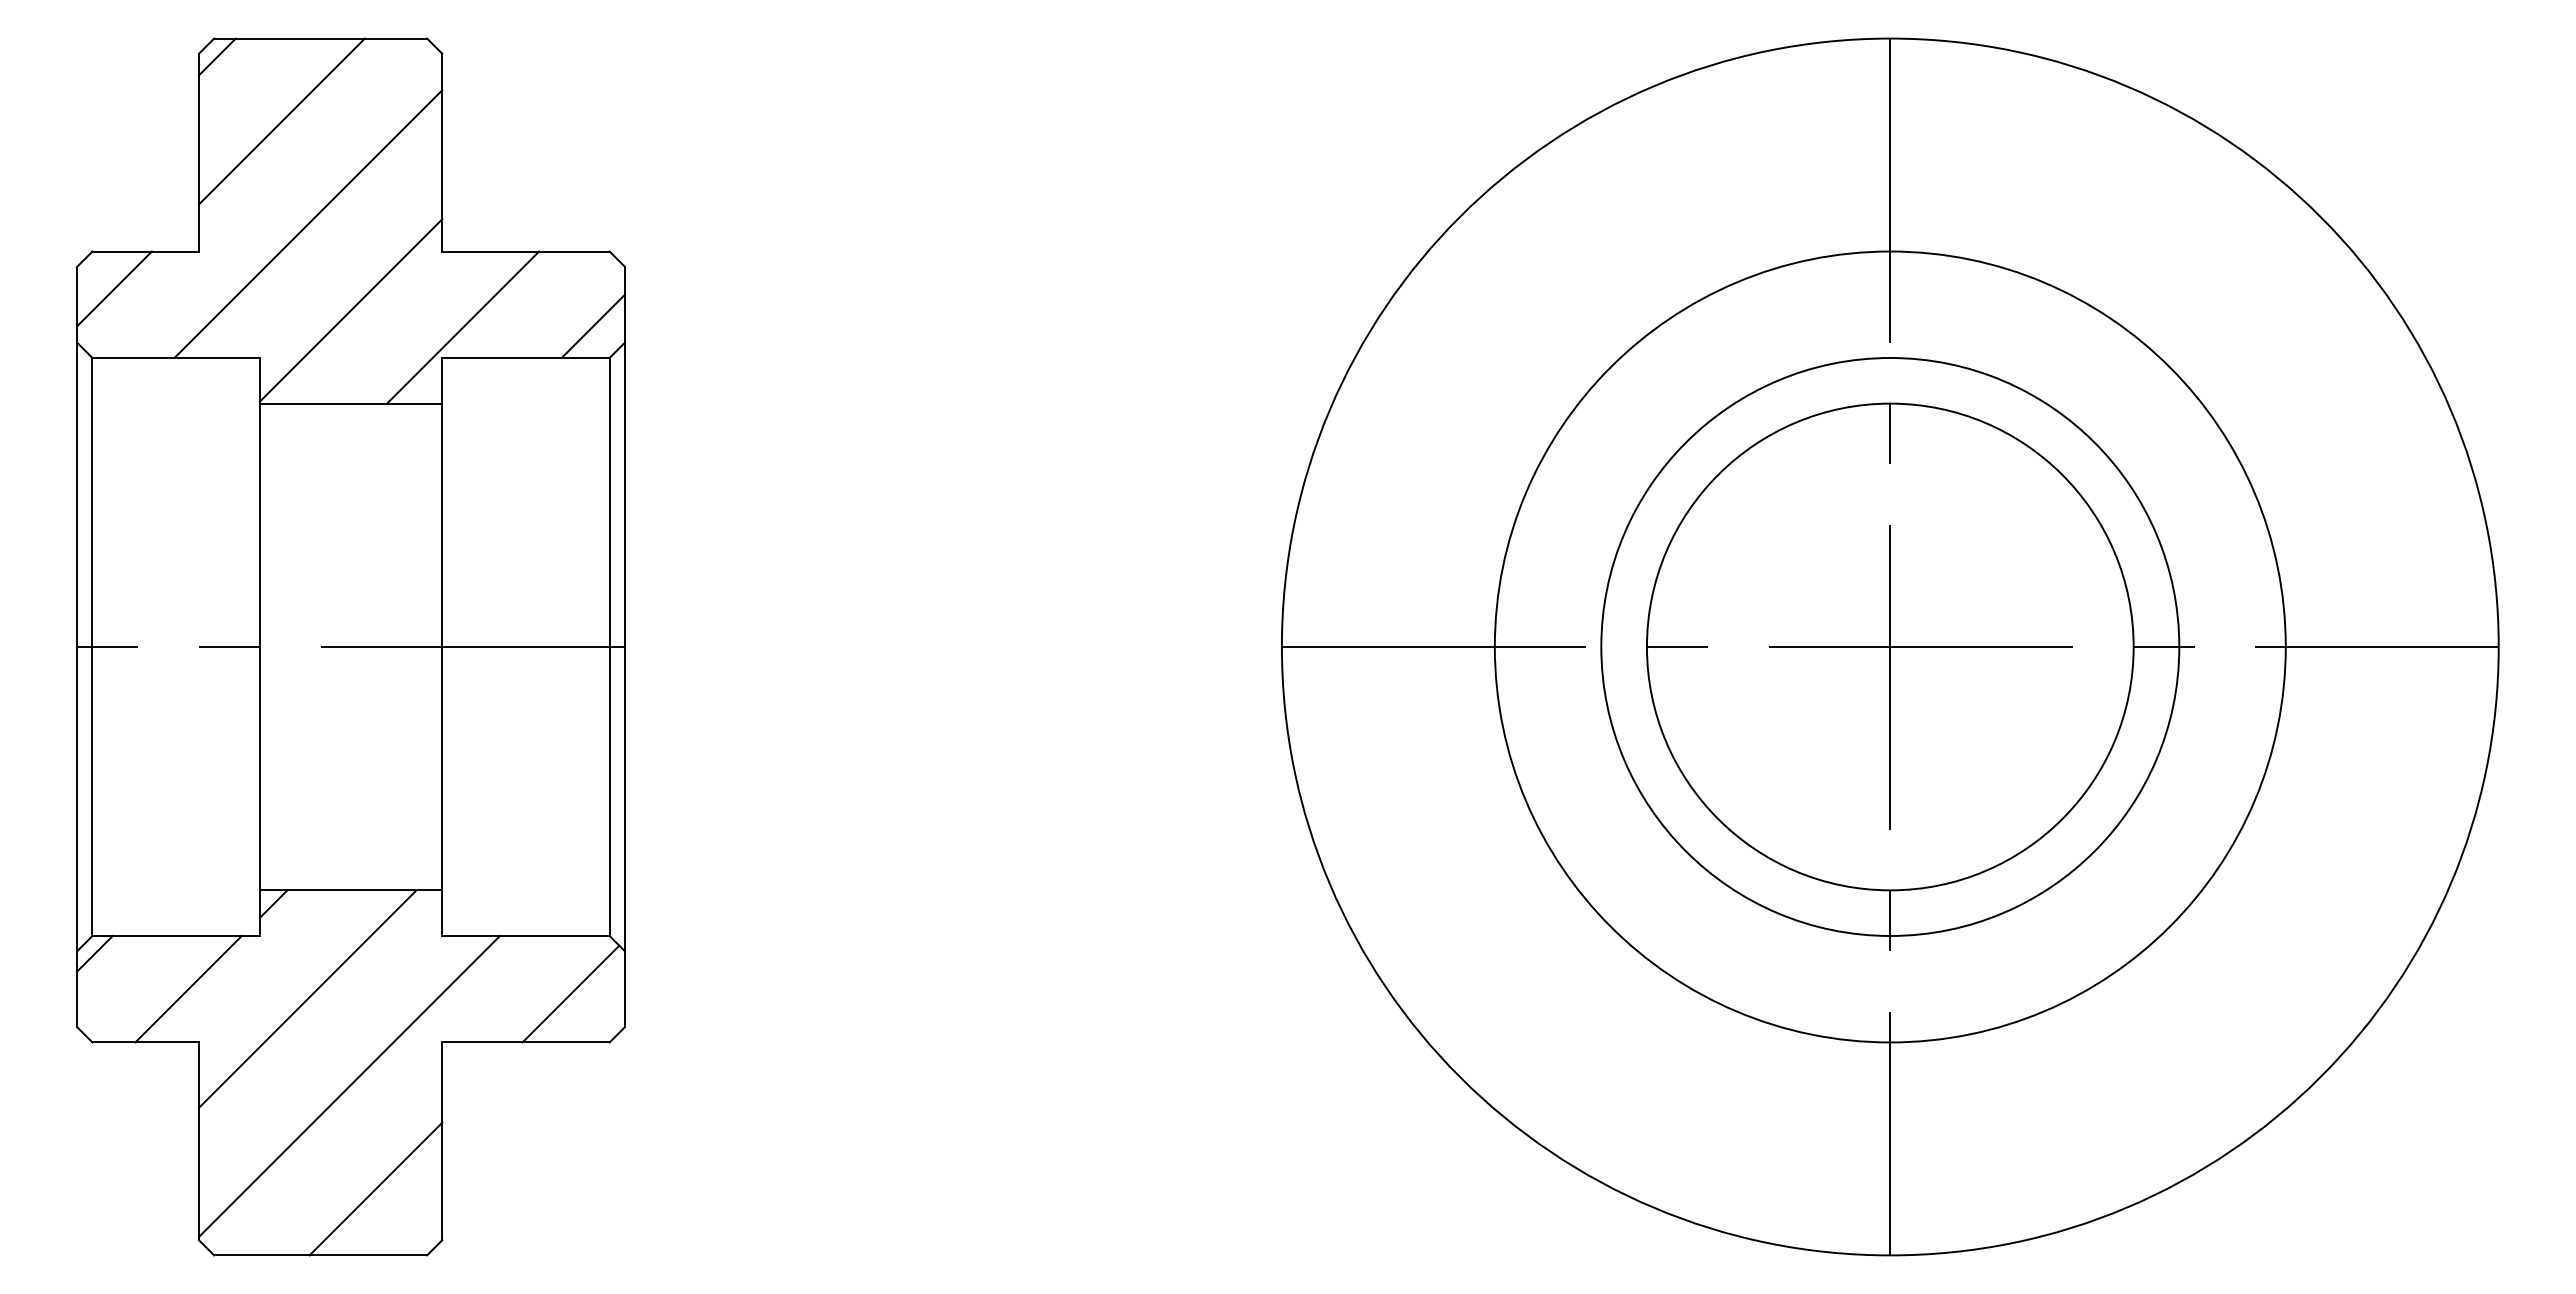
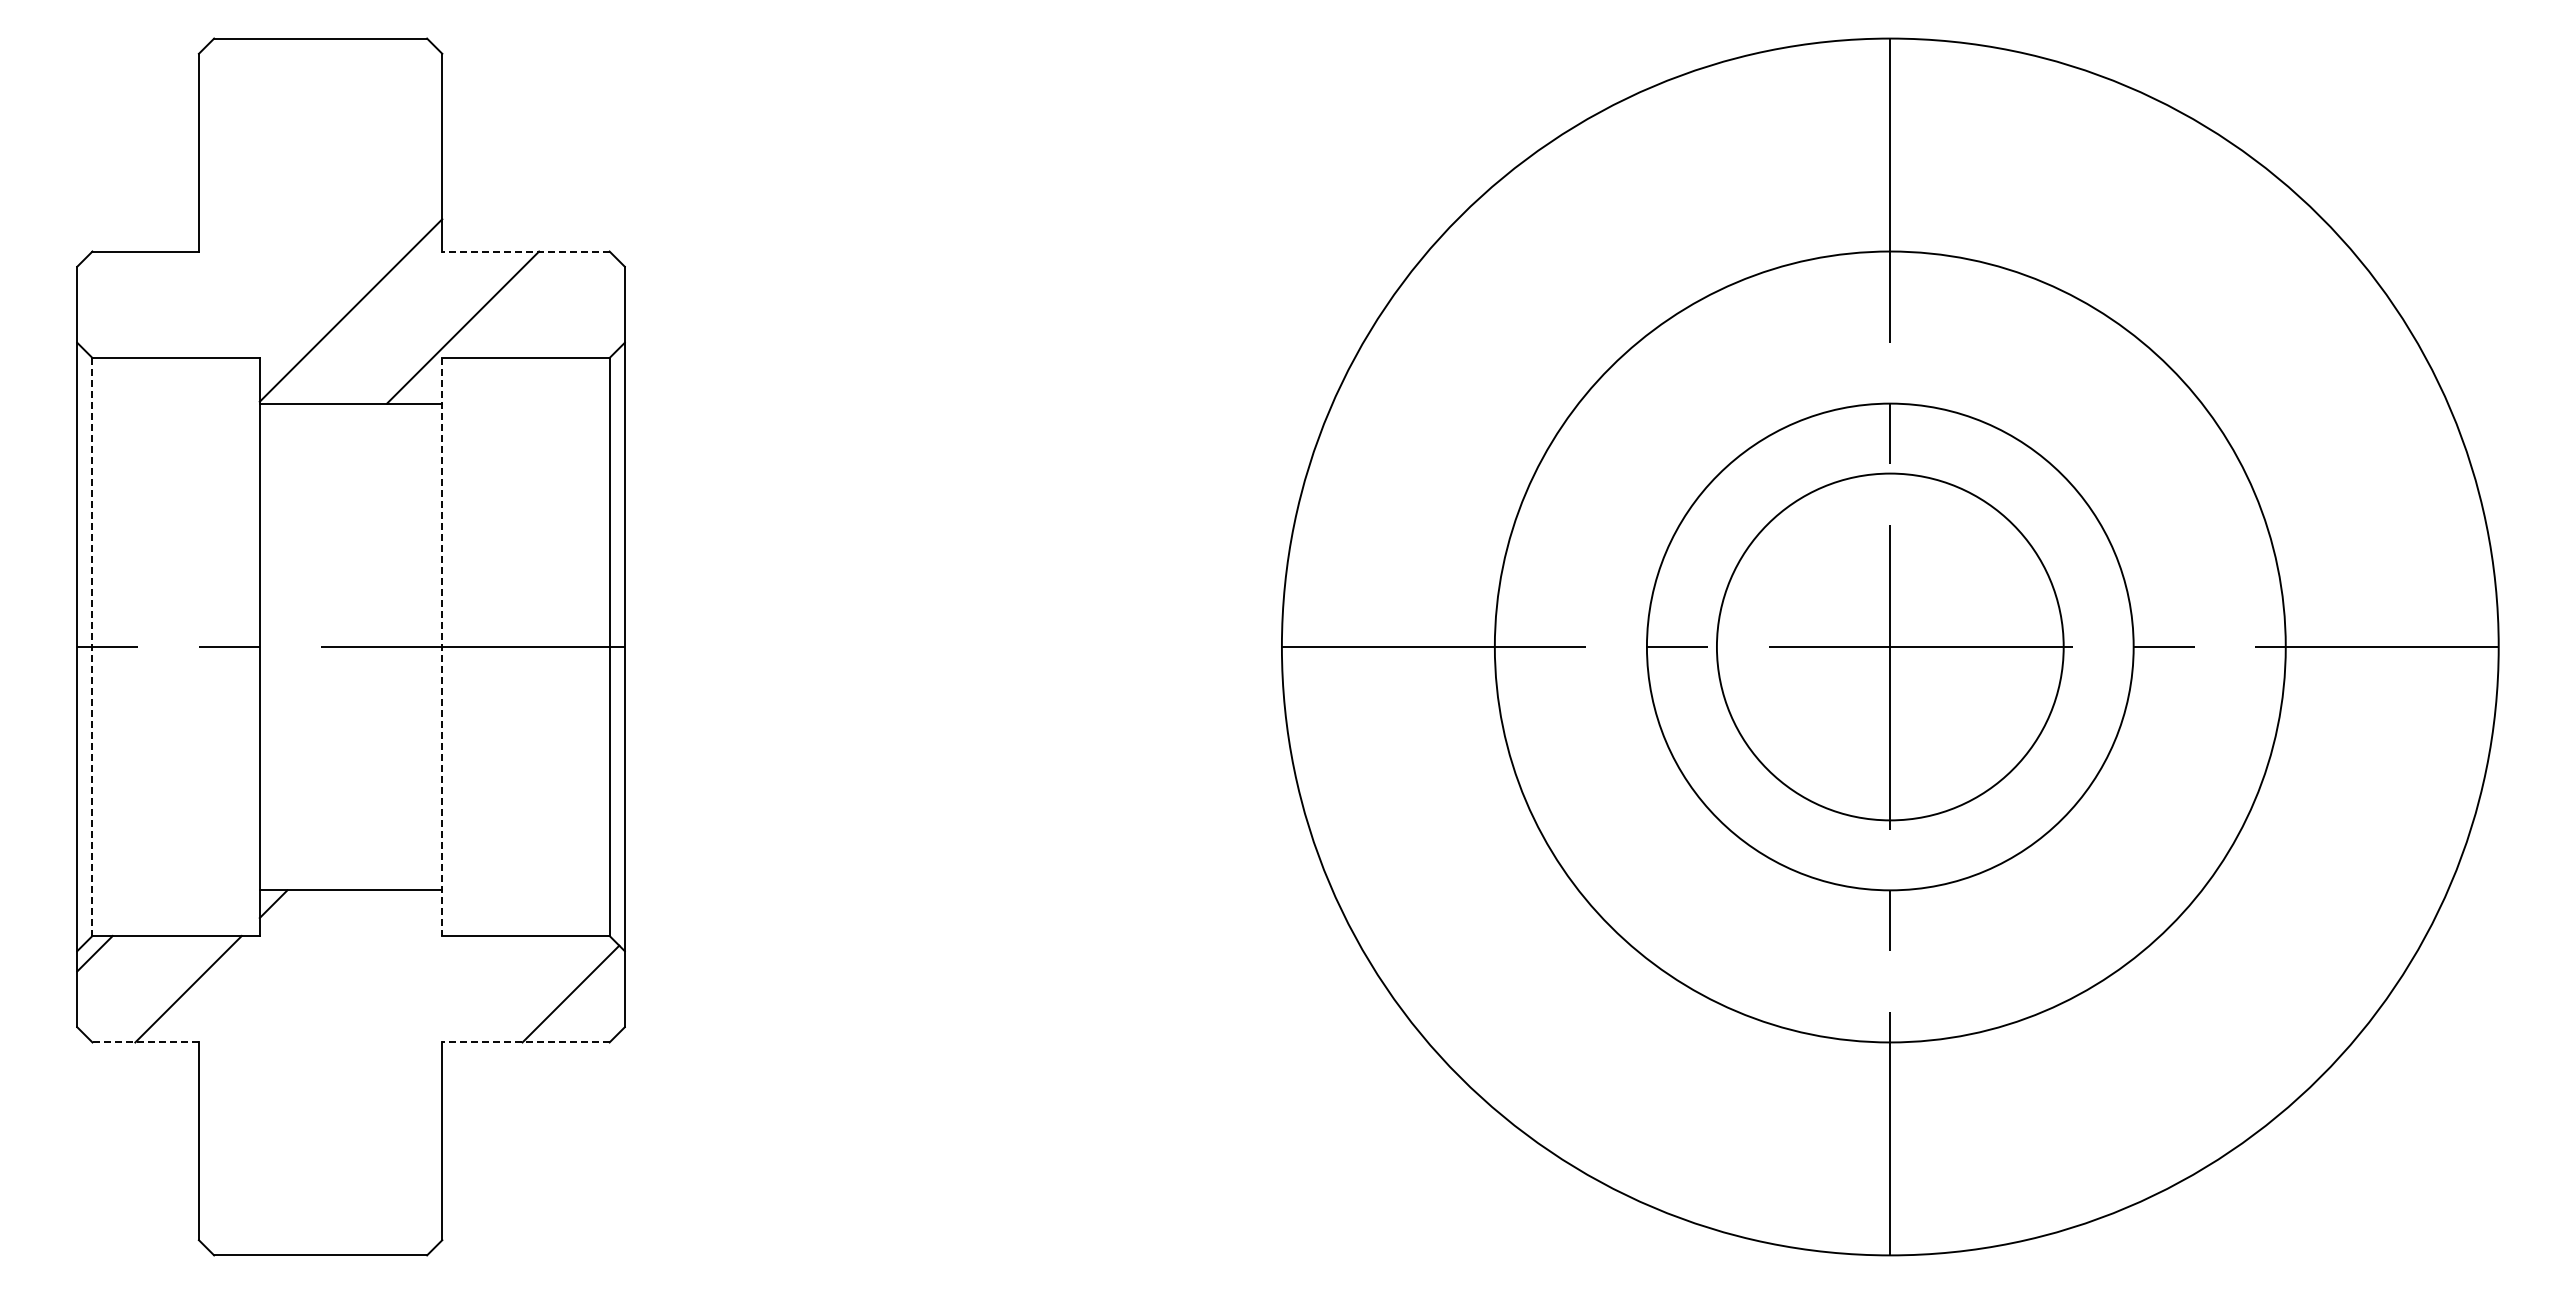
line: present -> none (216, 56)
line: present -> none (281, 121)
line: present -> none (308, 224)
line: solid -> dashed (525, 251)
line: present -> none (114, 288)
line: present -> none (592, 326)
line: solid -> dashed (92, 646)
line: solid -> dashed (442, 646)
circle diameter: 578 px -> 347 px (1889, 646)
line: present -> none (307, 998)
line: solid -> dashed (145, 1042)
line: solid -> dashed (525, 1042)
line: present -> none (348, 1085)
line: present -> none (375, 1188)
